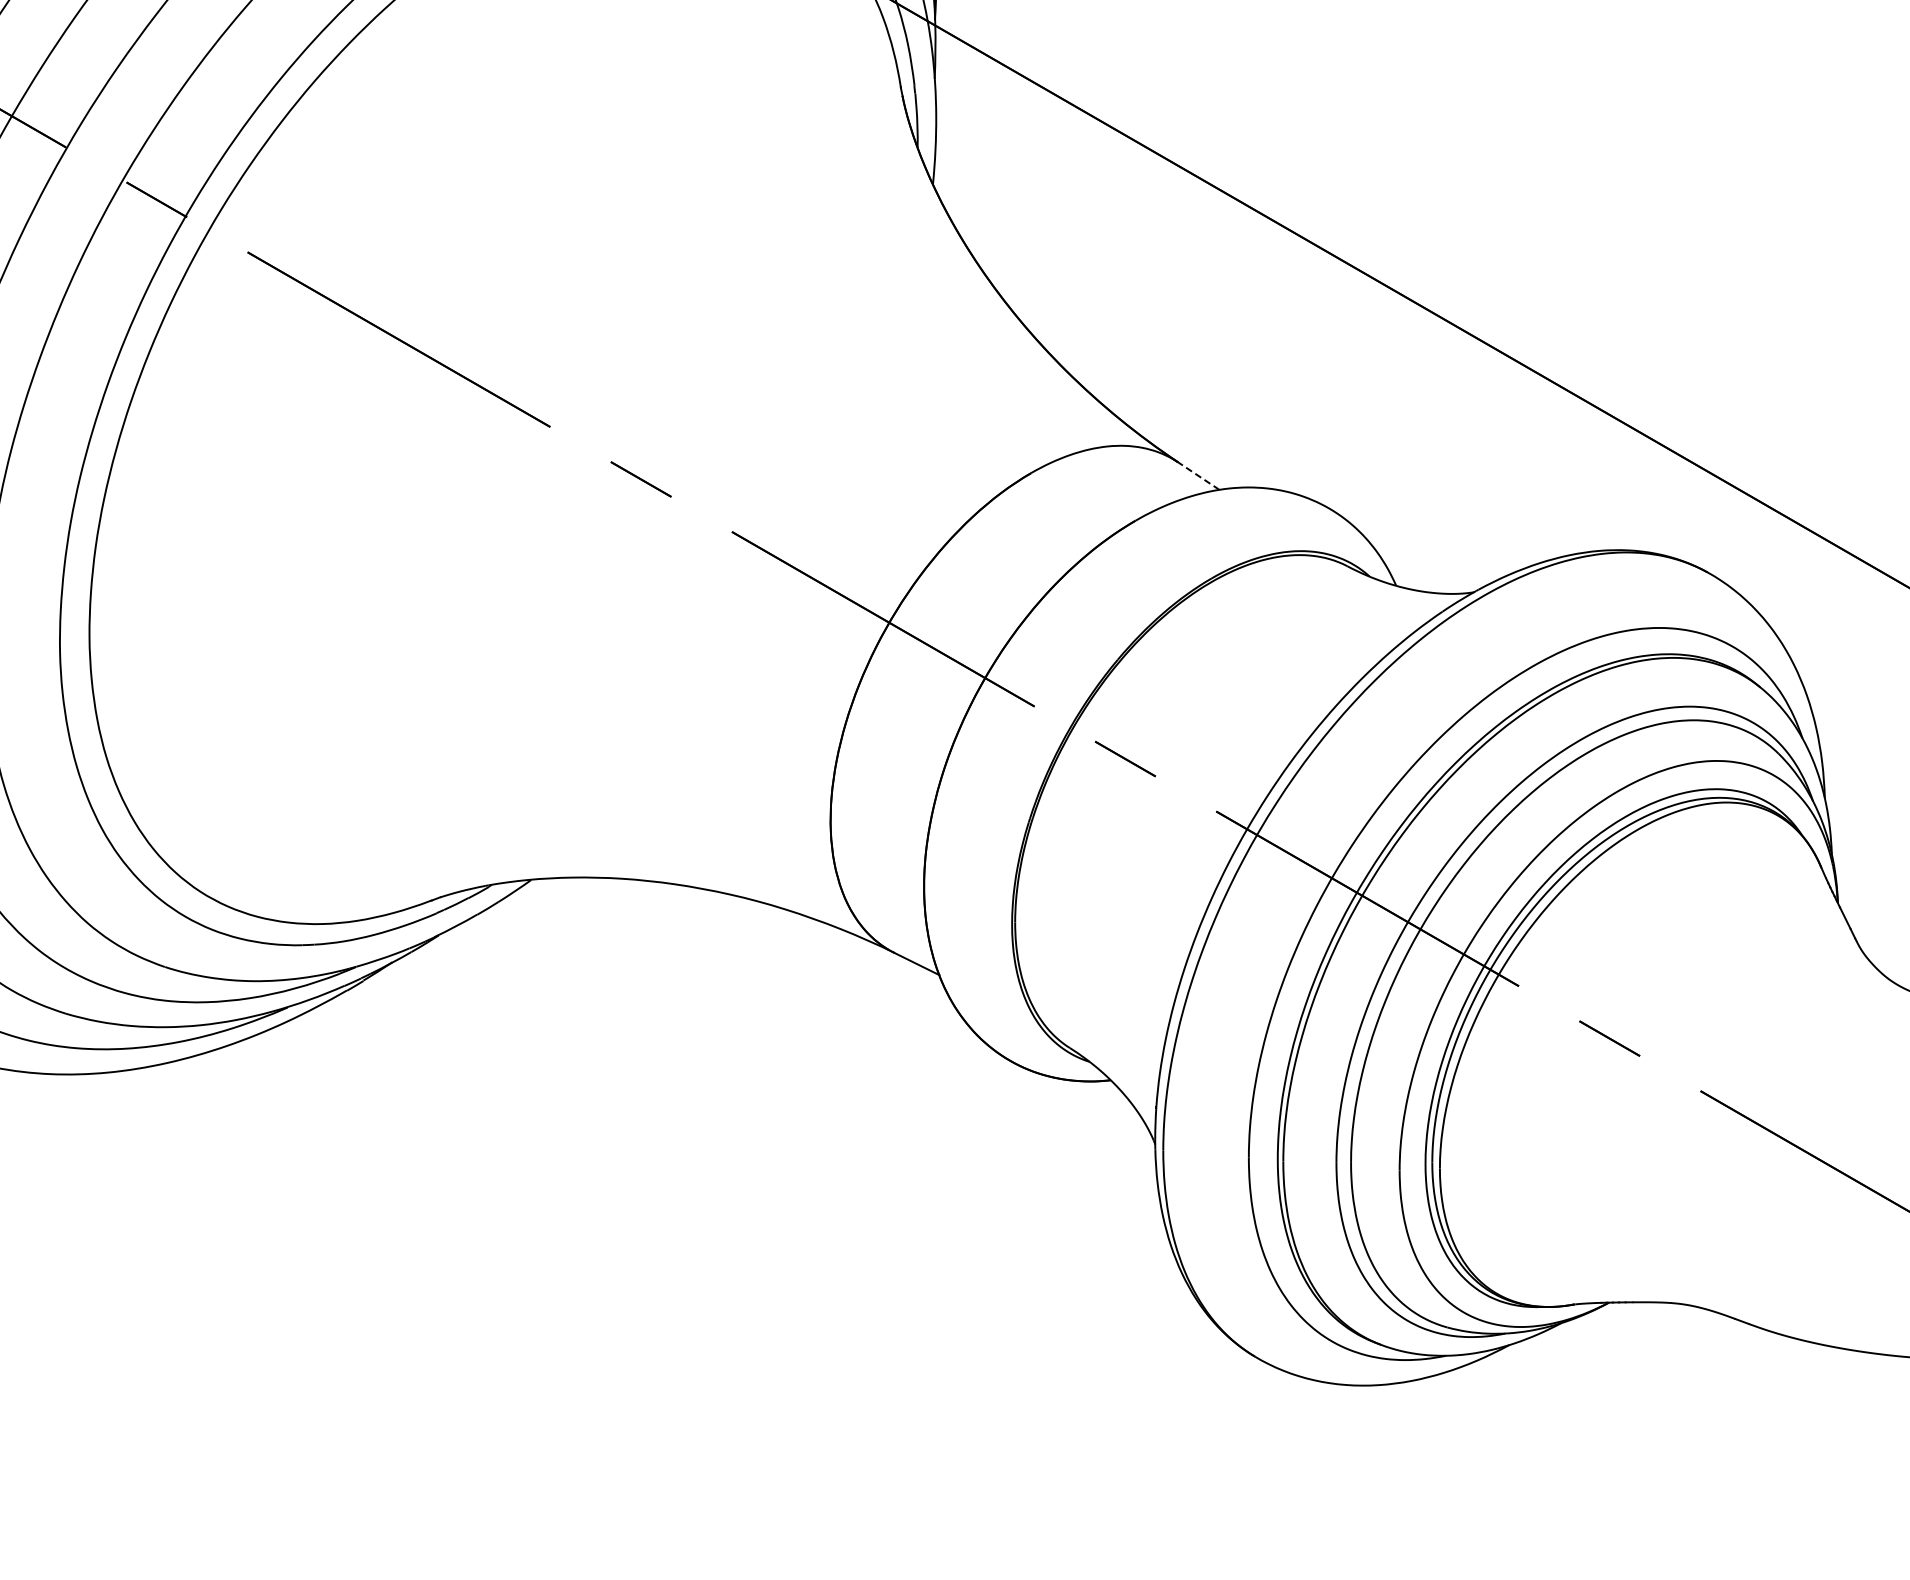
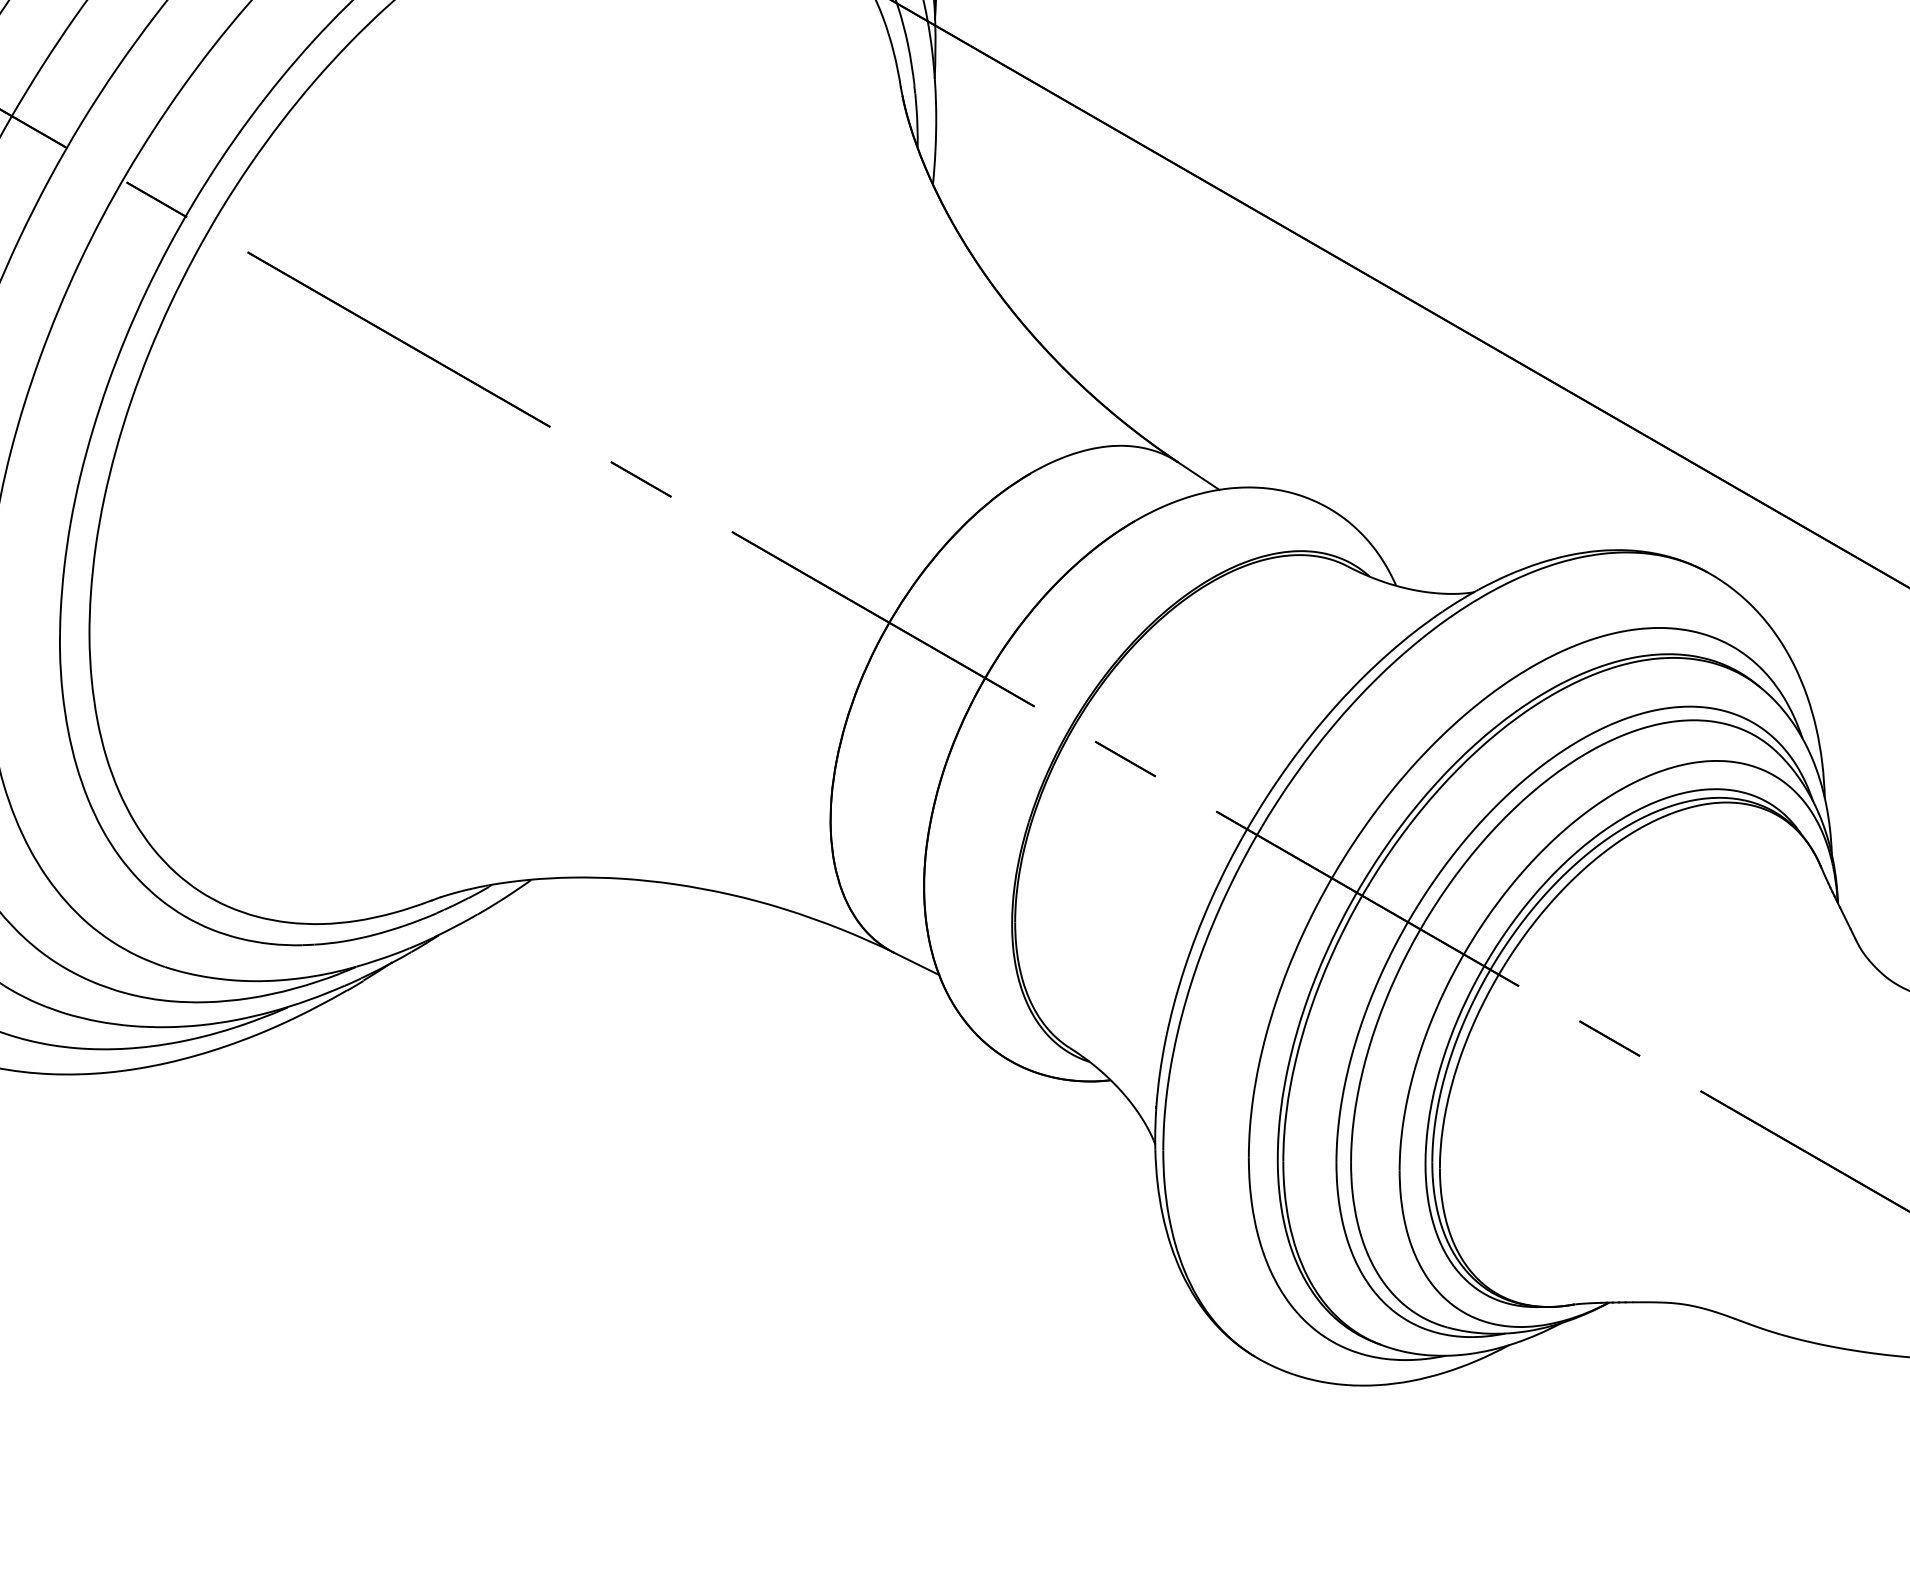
line: dashed -> solid (1198, 476)
